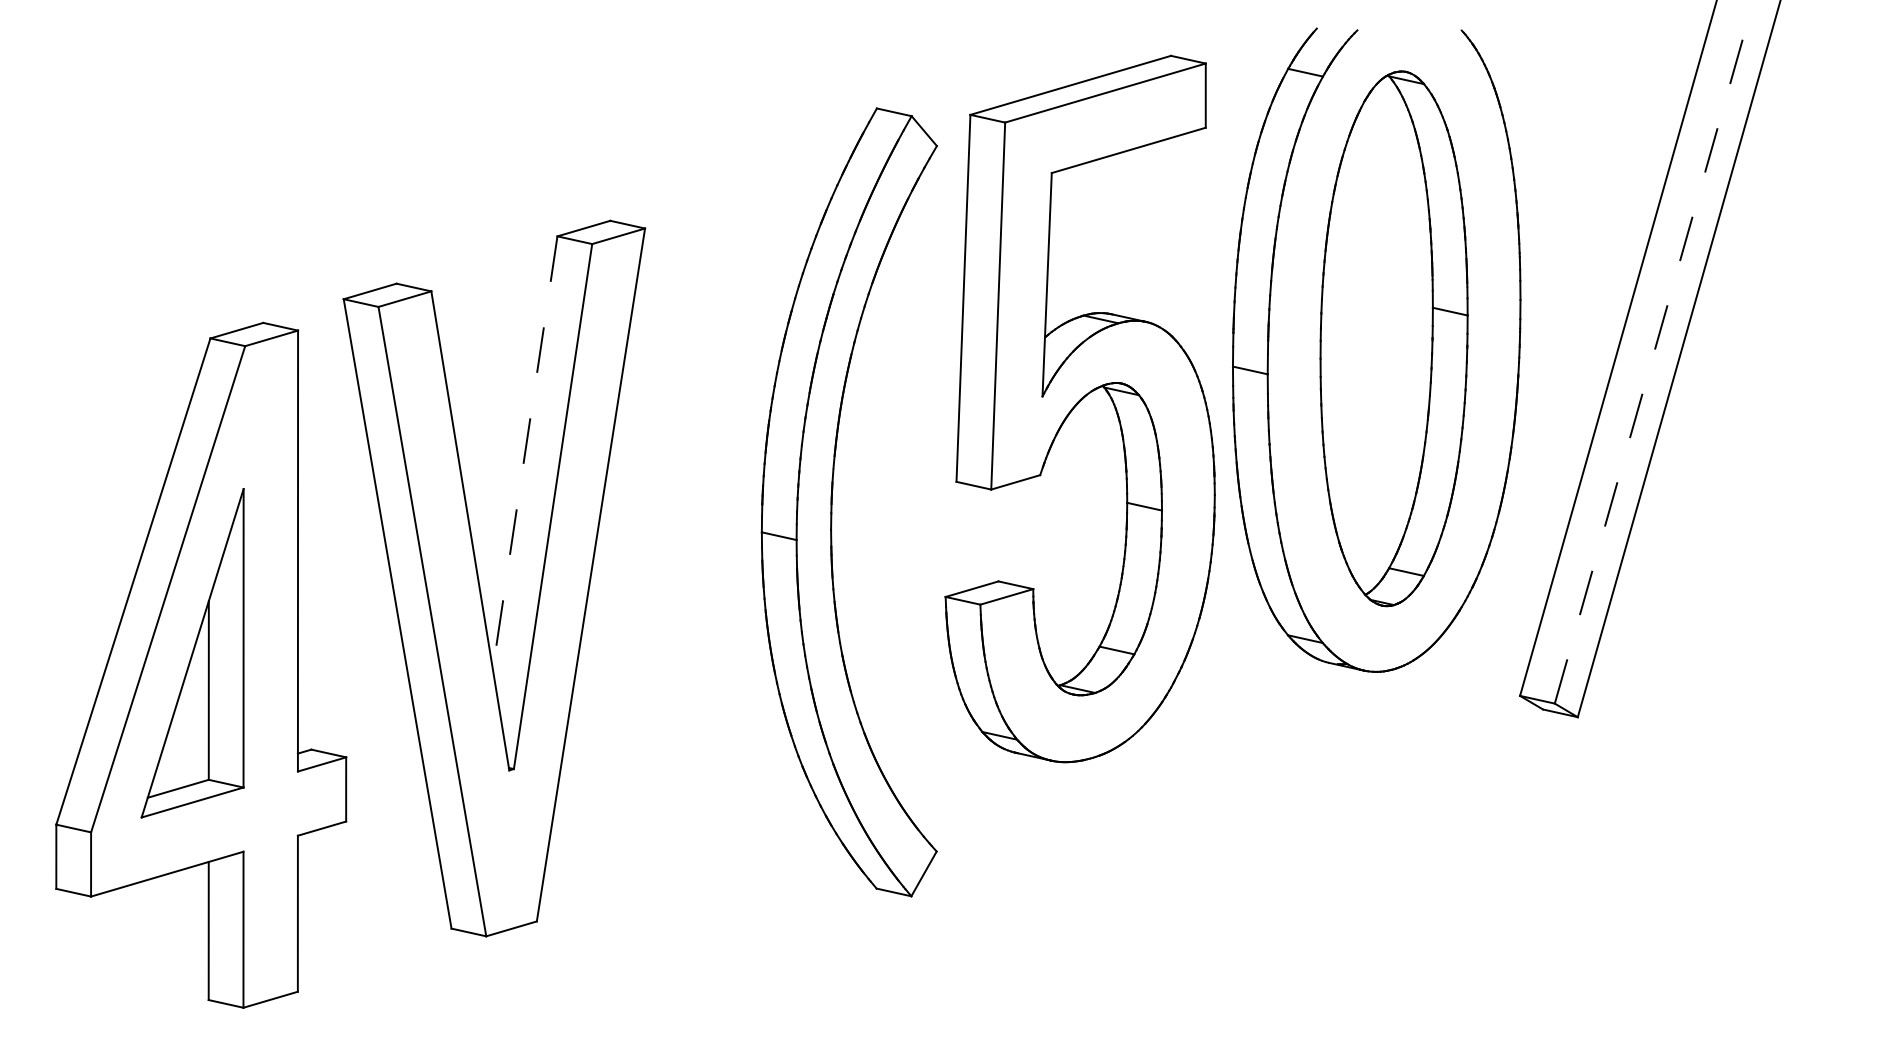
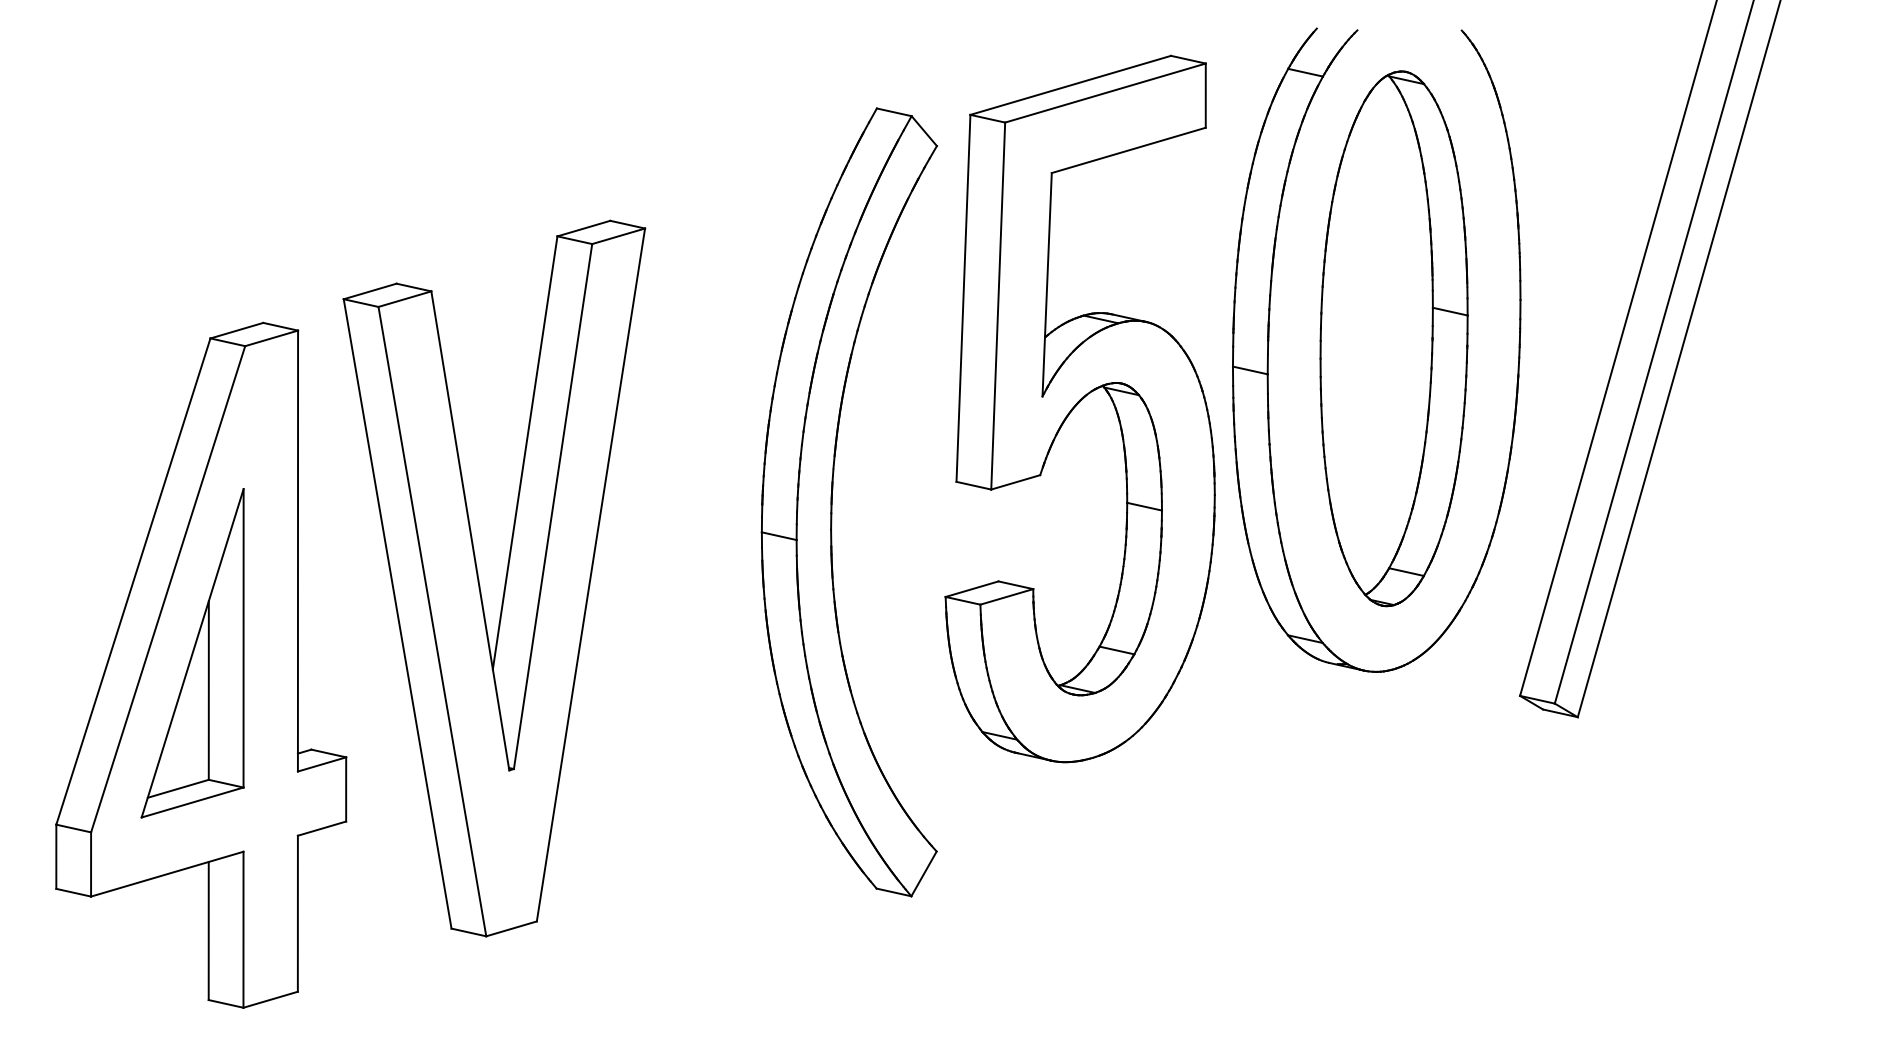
line: dashed -> solid (1654, 351)
line: dashed -> solid (525, 452)
